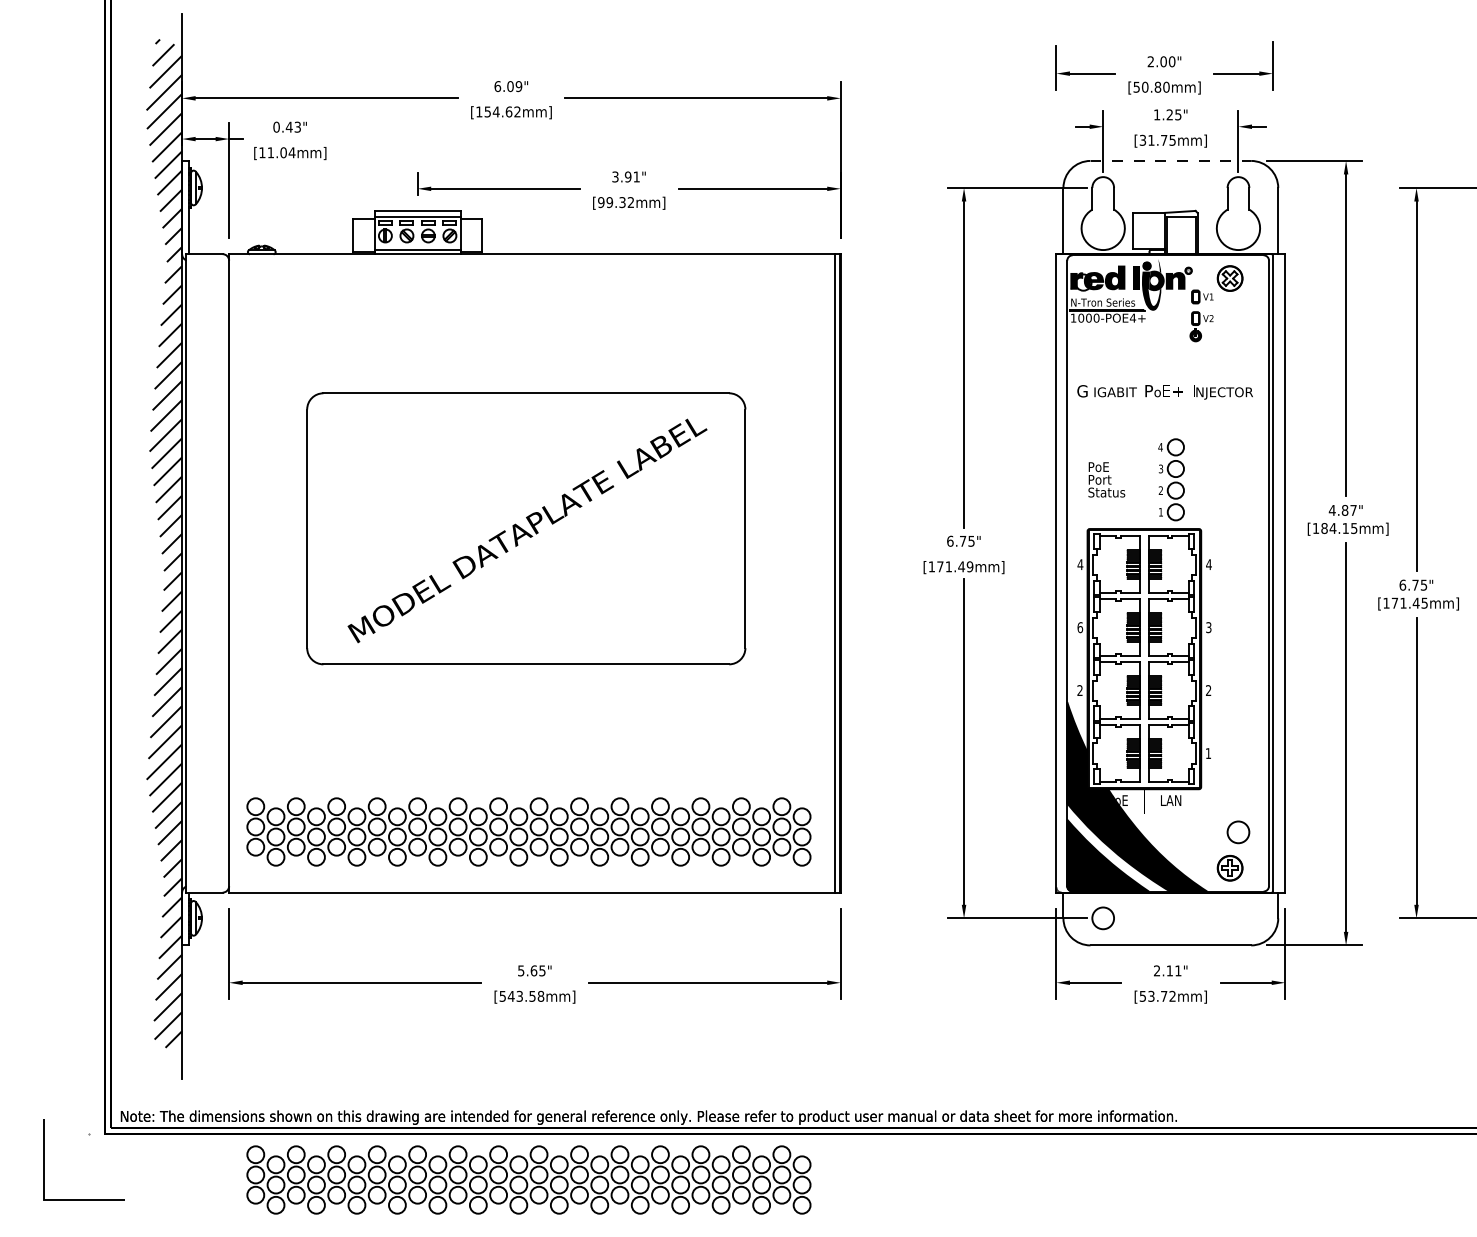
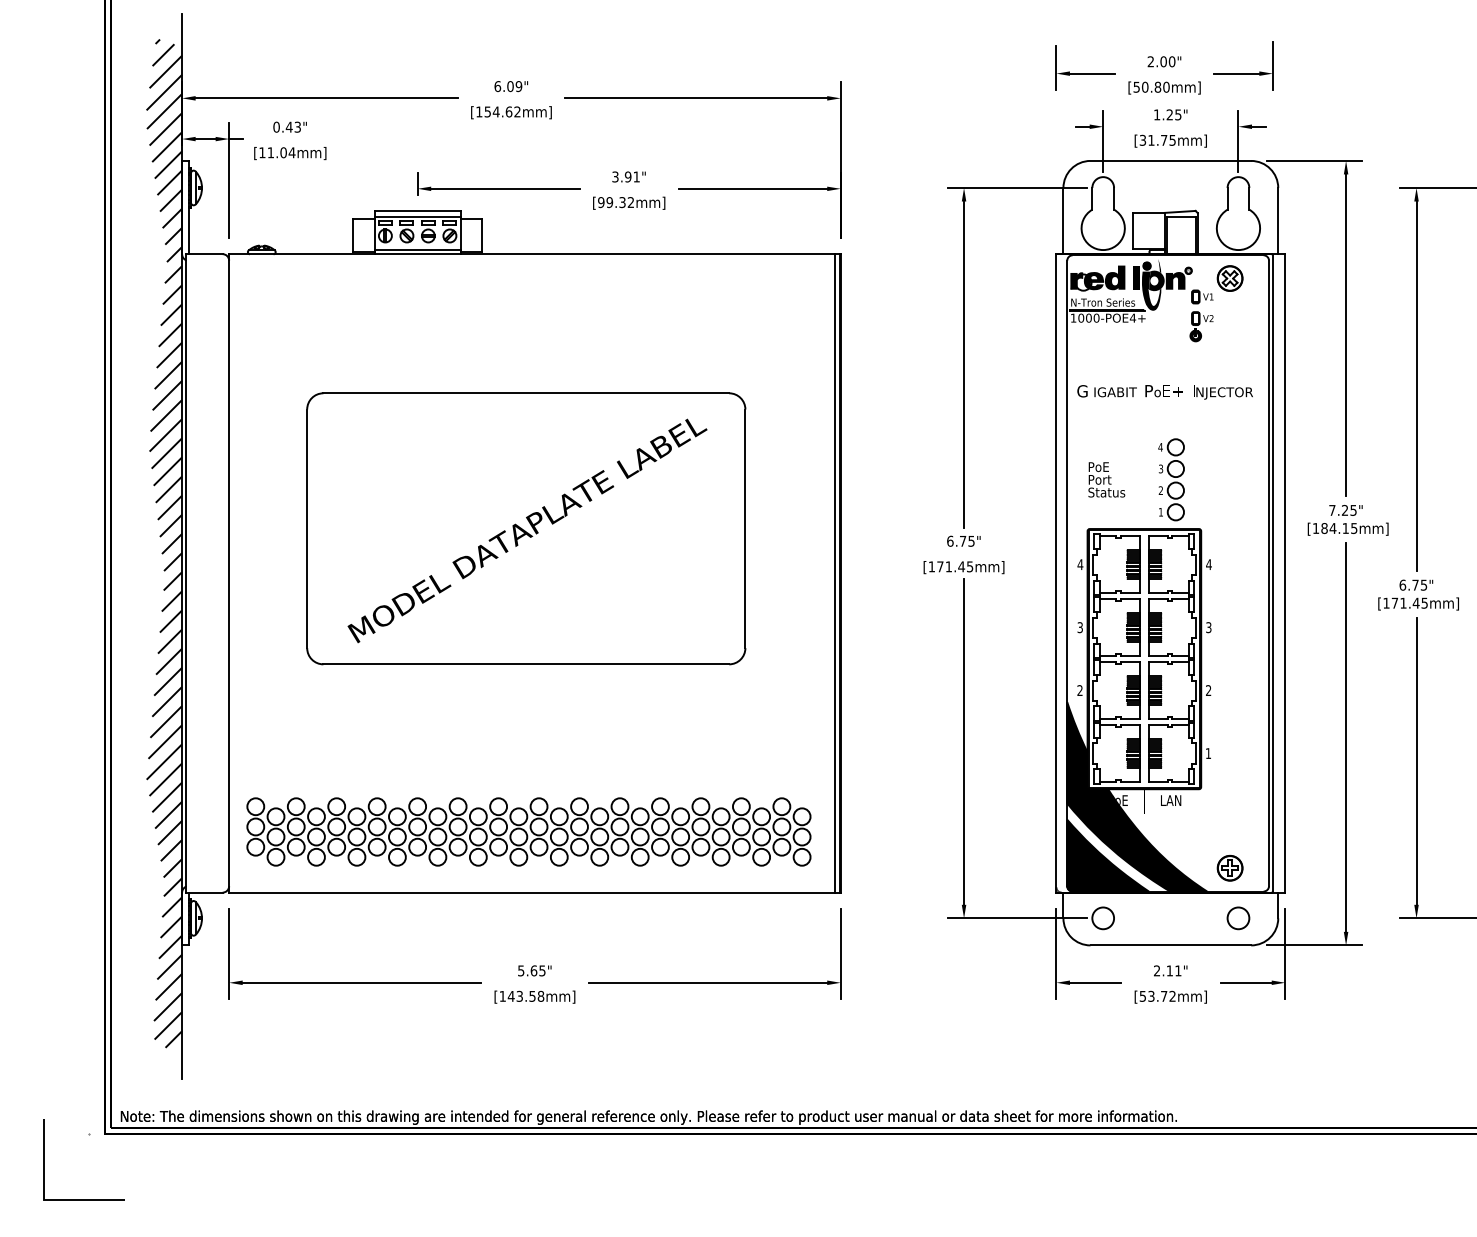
line: dashed -> solid (1171, 160)
text: 4.87" -> 7.25" (1342, 510)
text: [171.49mm] -> [171.45mm] (969, 566)
text: 6 -> 3 (1080, 627)
circle position: (1238, 832) -> (1238, 918) (1238, 918)
text: [543.58mm] -> [143.58mm] (502, 996)
part: present -> none (528, 1179)
